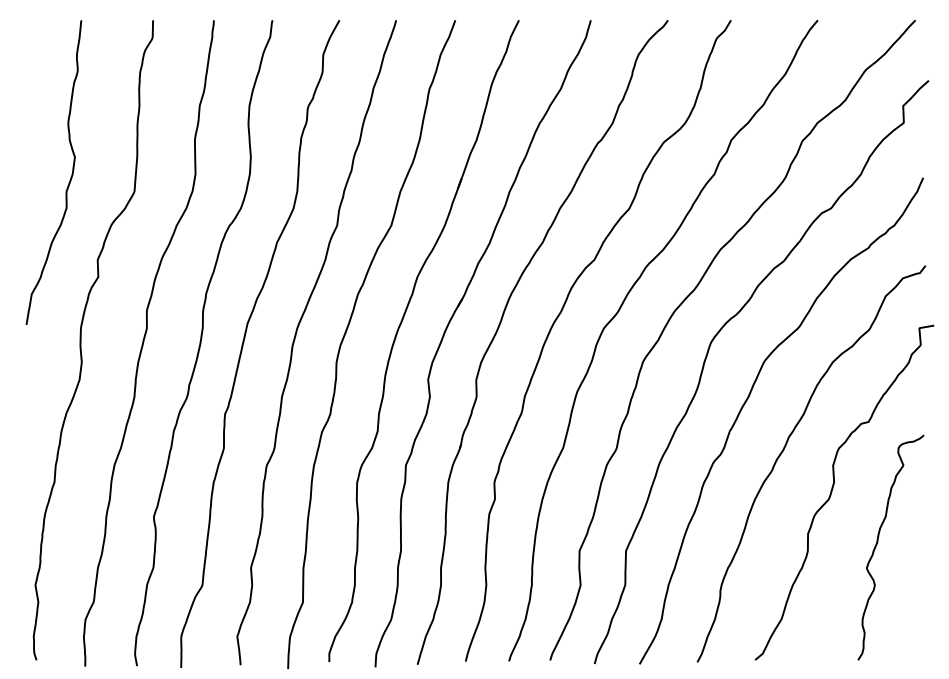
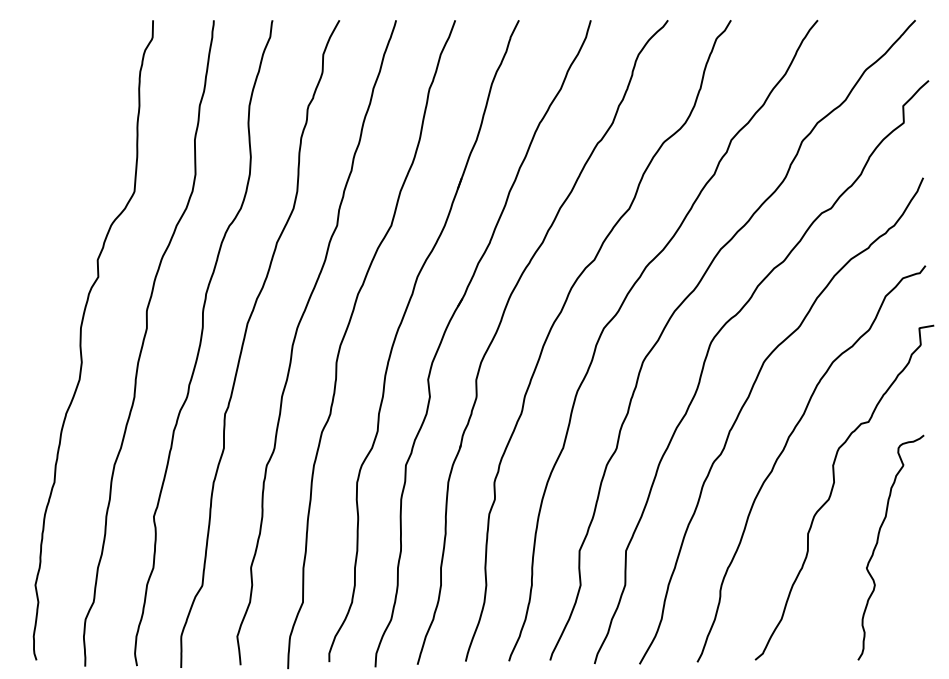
curve: present -> none (70, 177)
